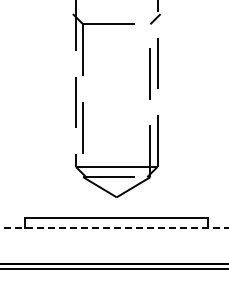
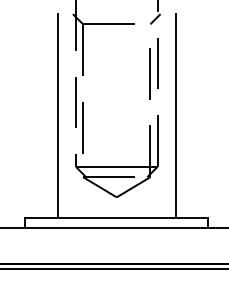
line: none -> present (57, 115)
line: none -> present (175, 115)
line: dashed -> solid (114, 228)
